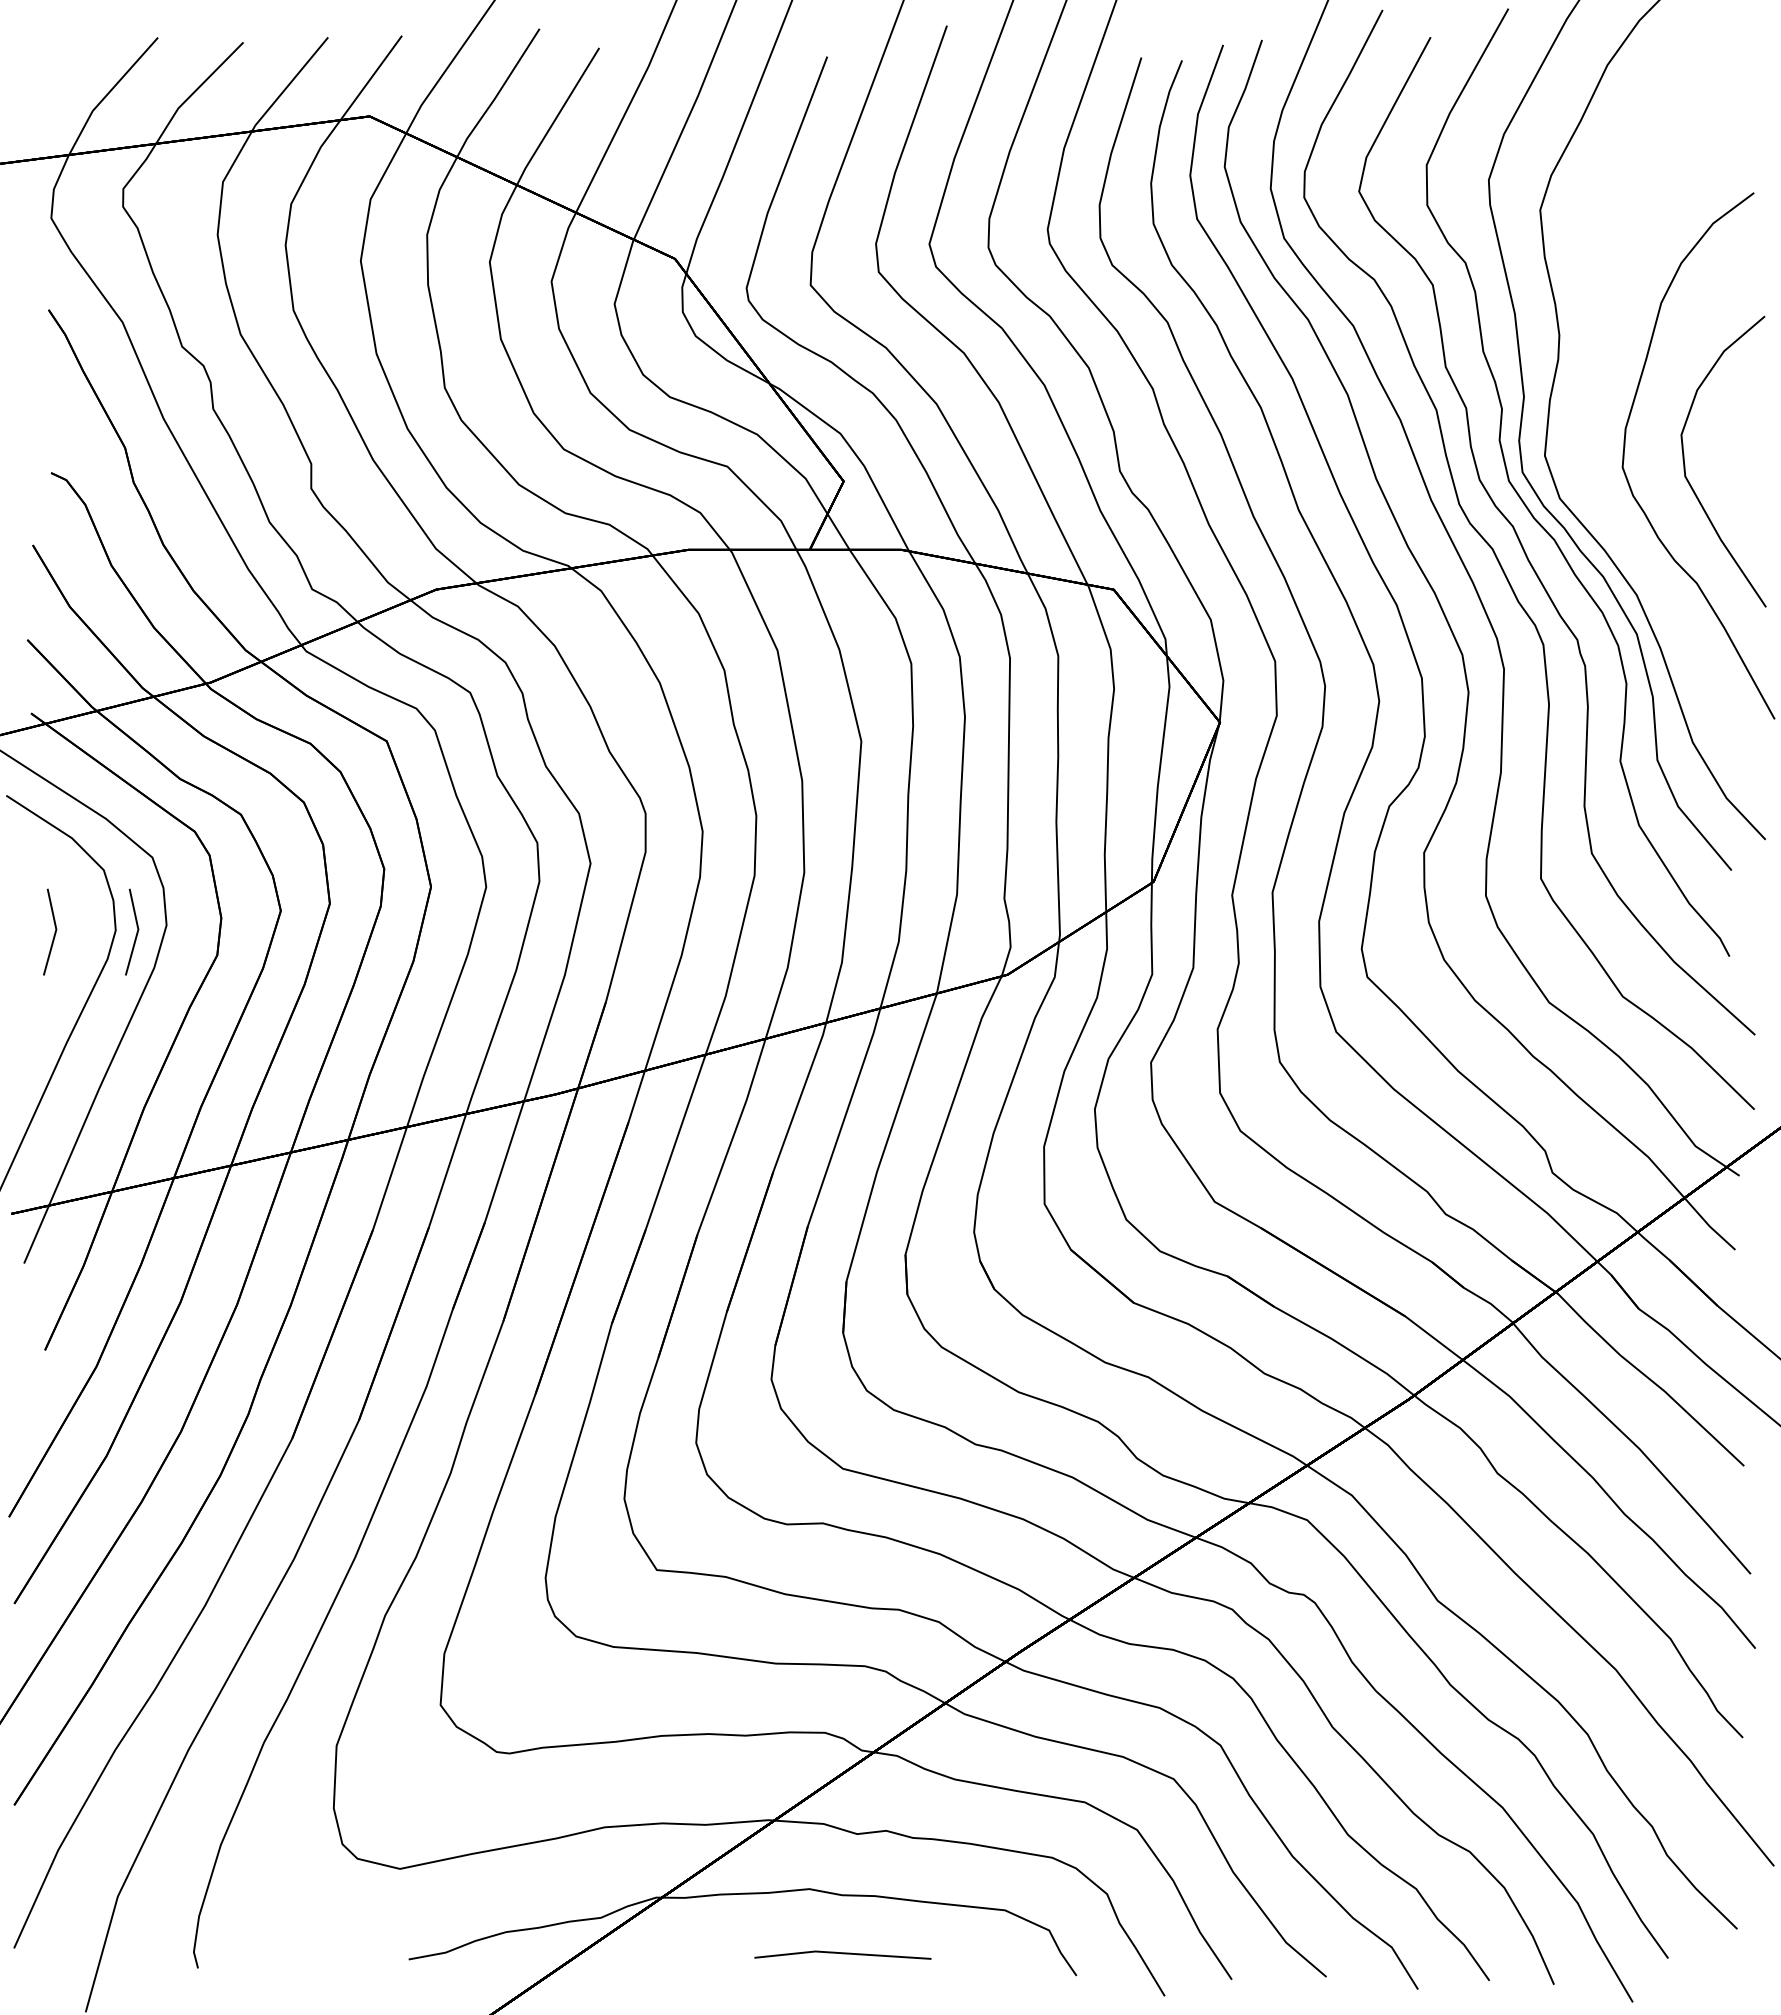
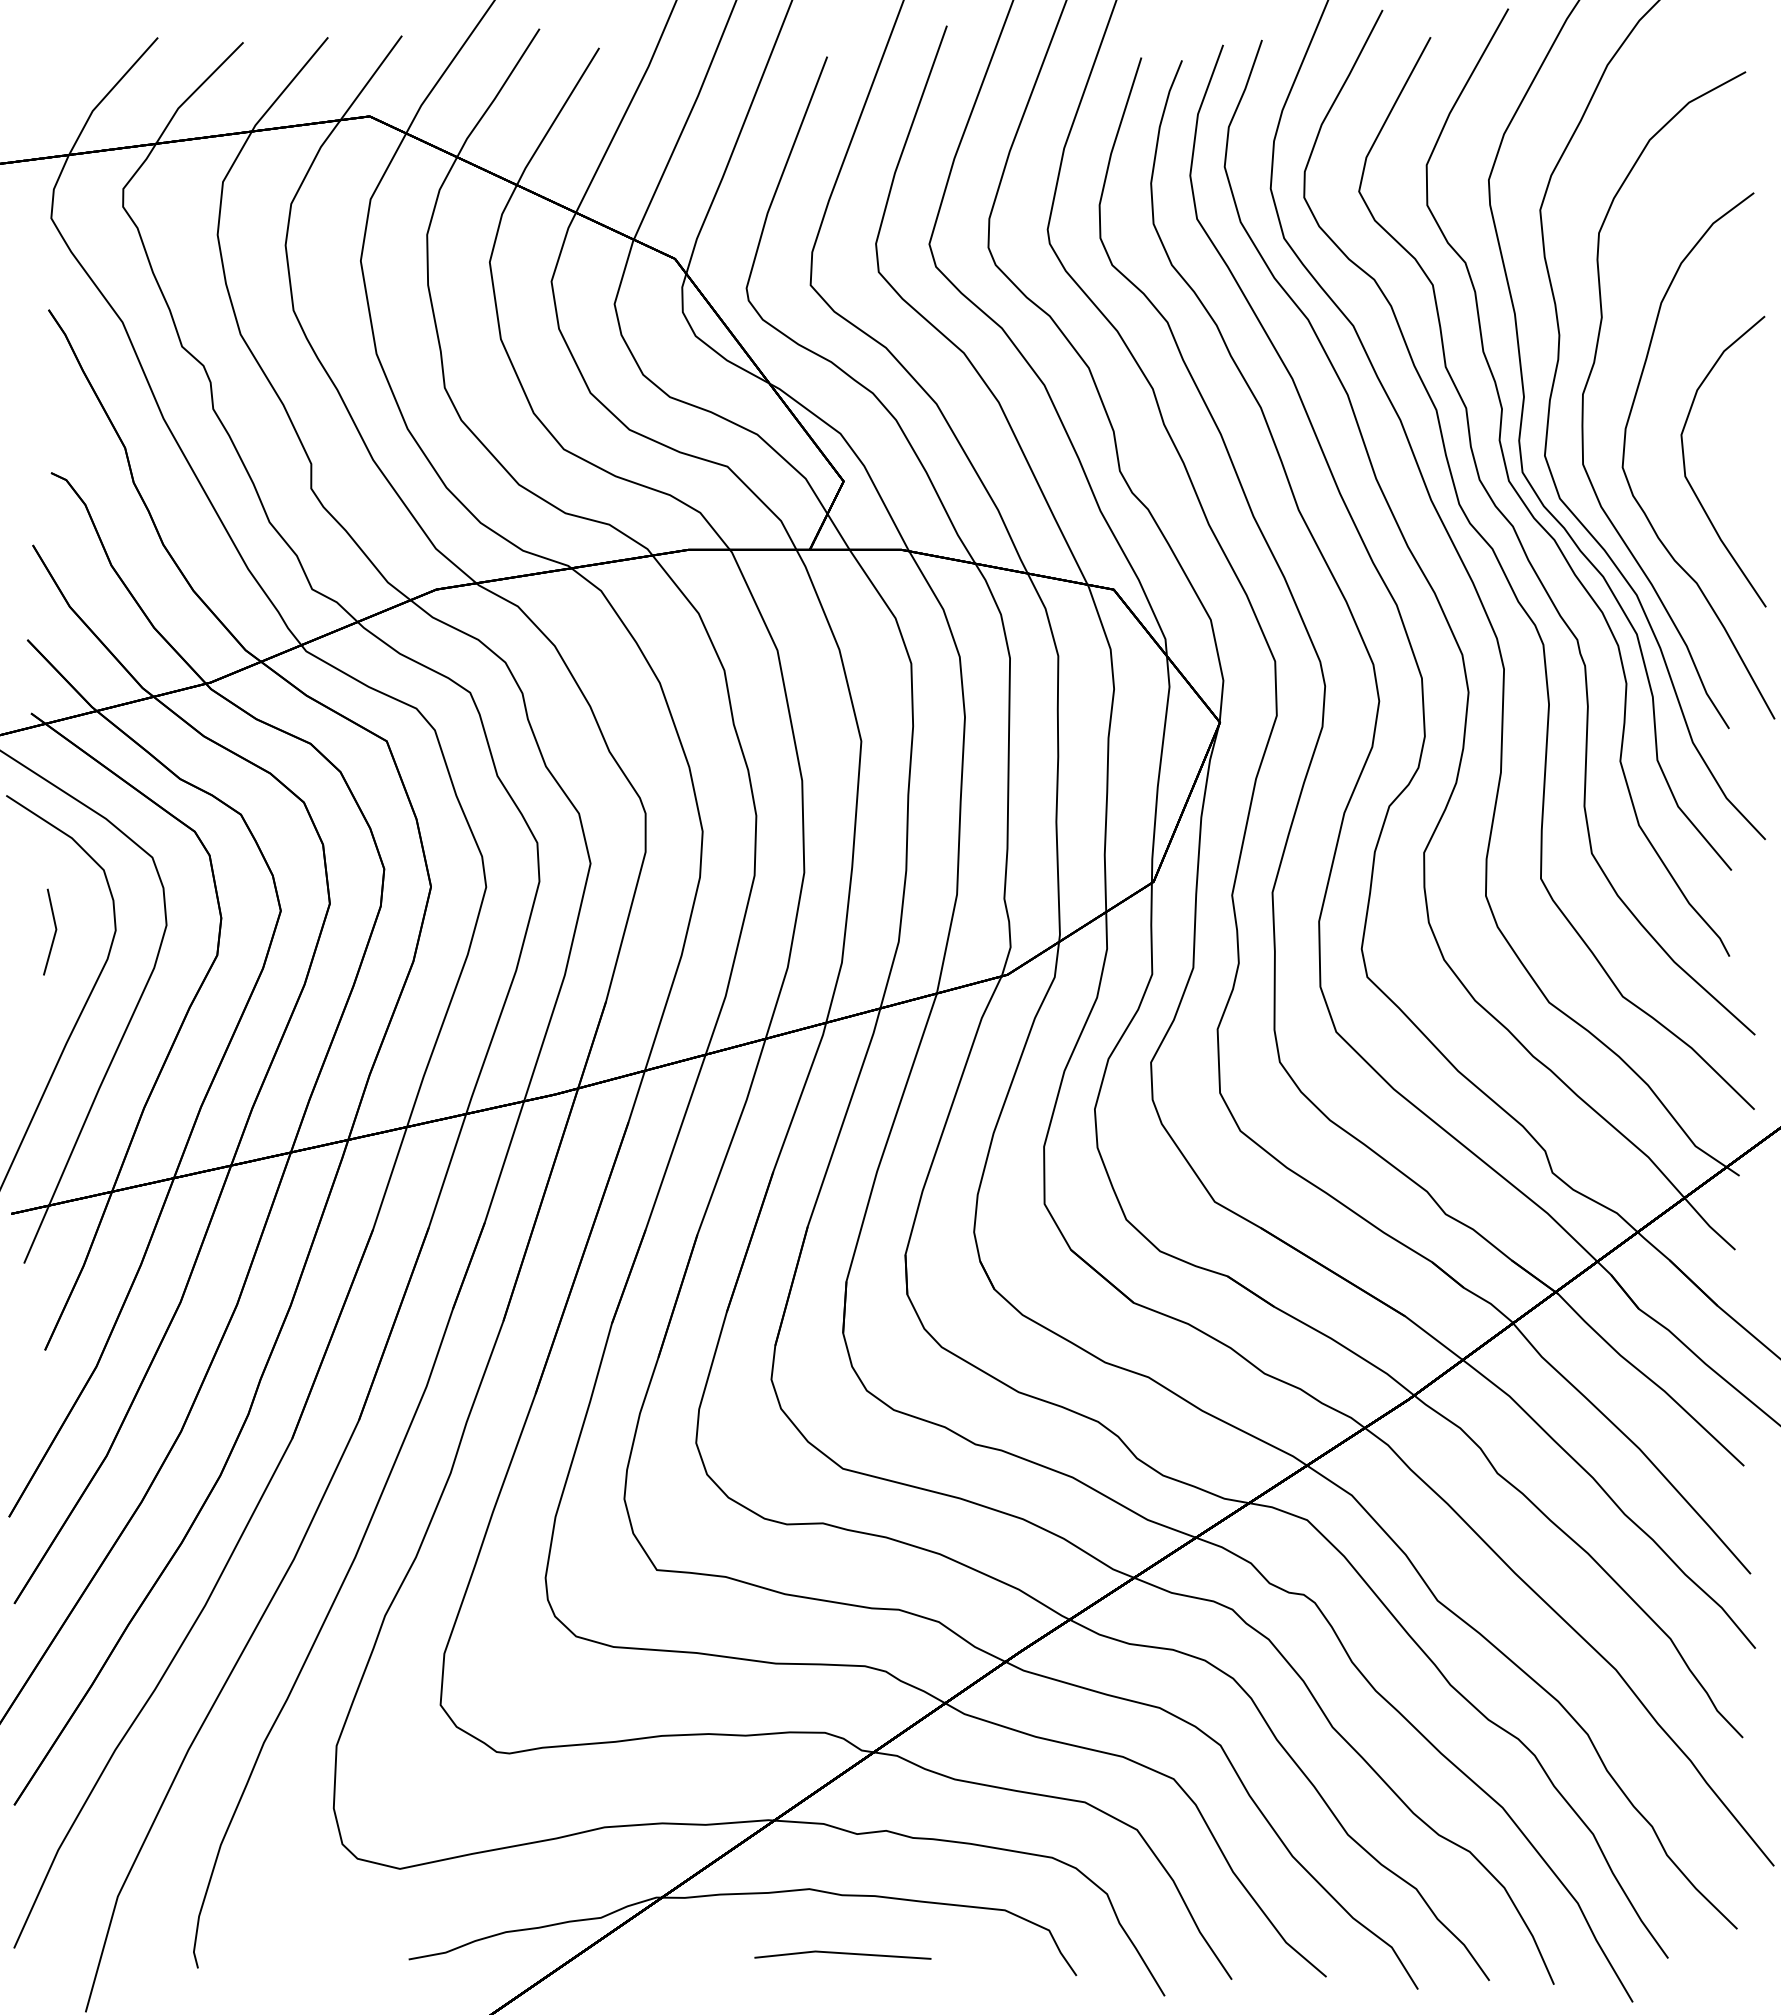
curve: none -> present (1590, 376)
part: present -> none (132, 931)
